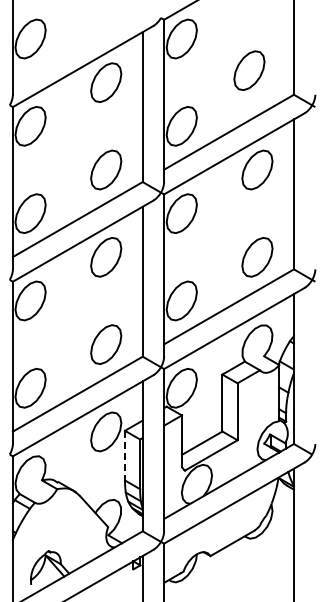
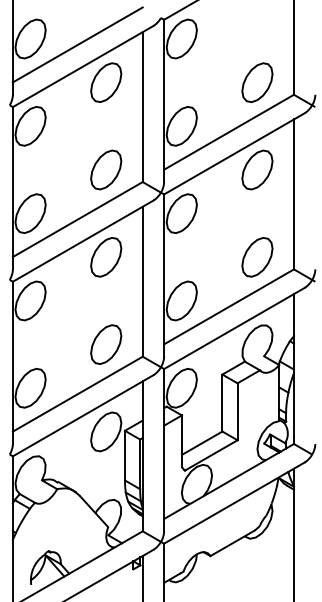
line: none -> present (77, 44)
part position: (249, 70) -> (257, 82) (257, 82)
line: dashed -> solid (125, 455)
